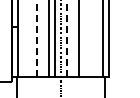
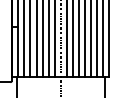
line: dashed -> solid (36, 38)
line: dashed -> solid (66, 38)
line: none -> present (24, 39)
line: none -> present (30, 39)
line: none -> present (42, 39)
line: none -> present (73, 39)
line: none -> present (85, 39)
line: none -> present (91, 39)
line: none -> present (97, 39)
